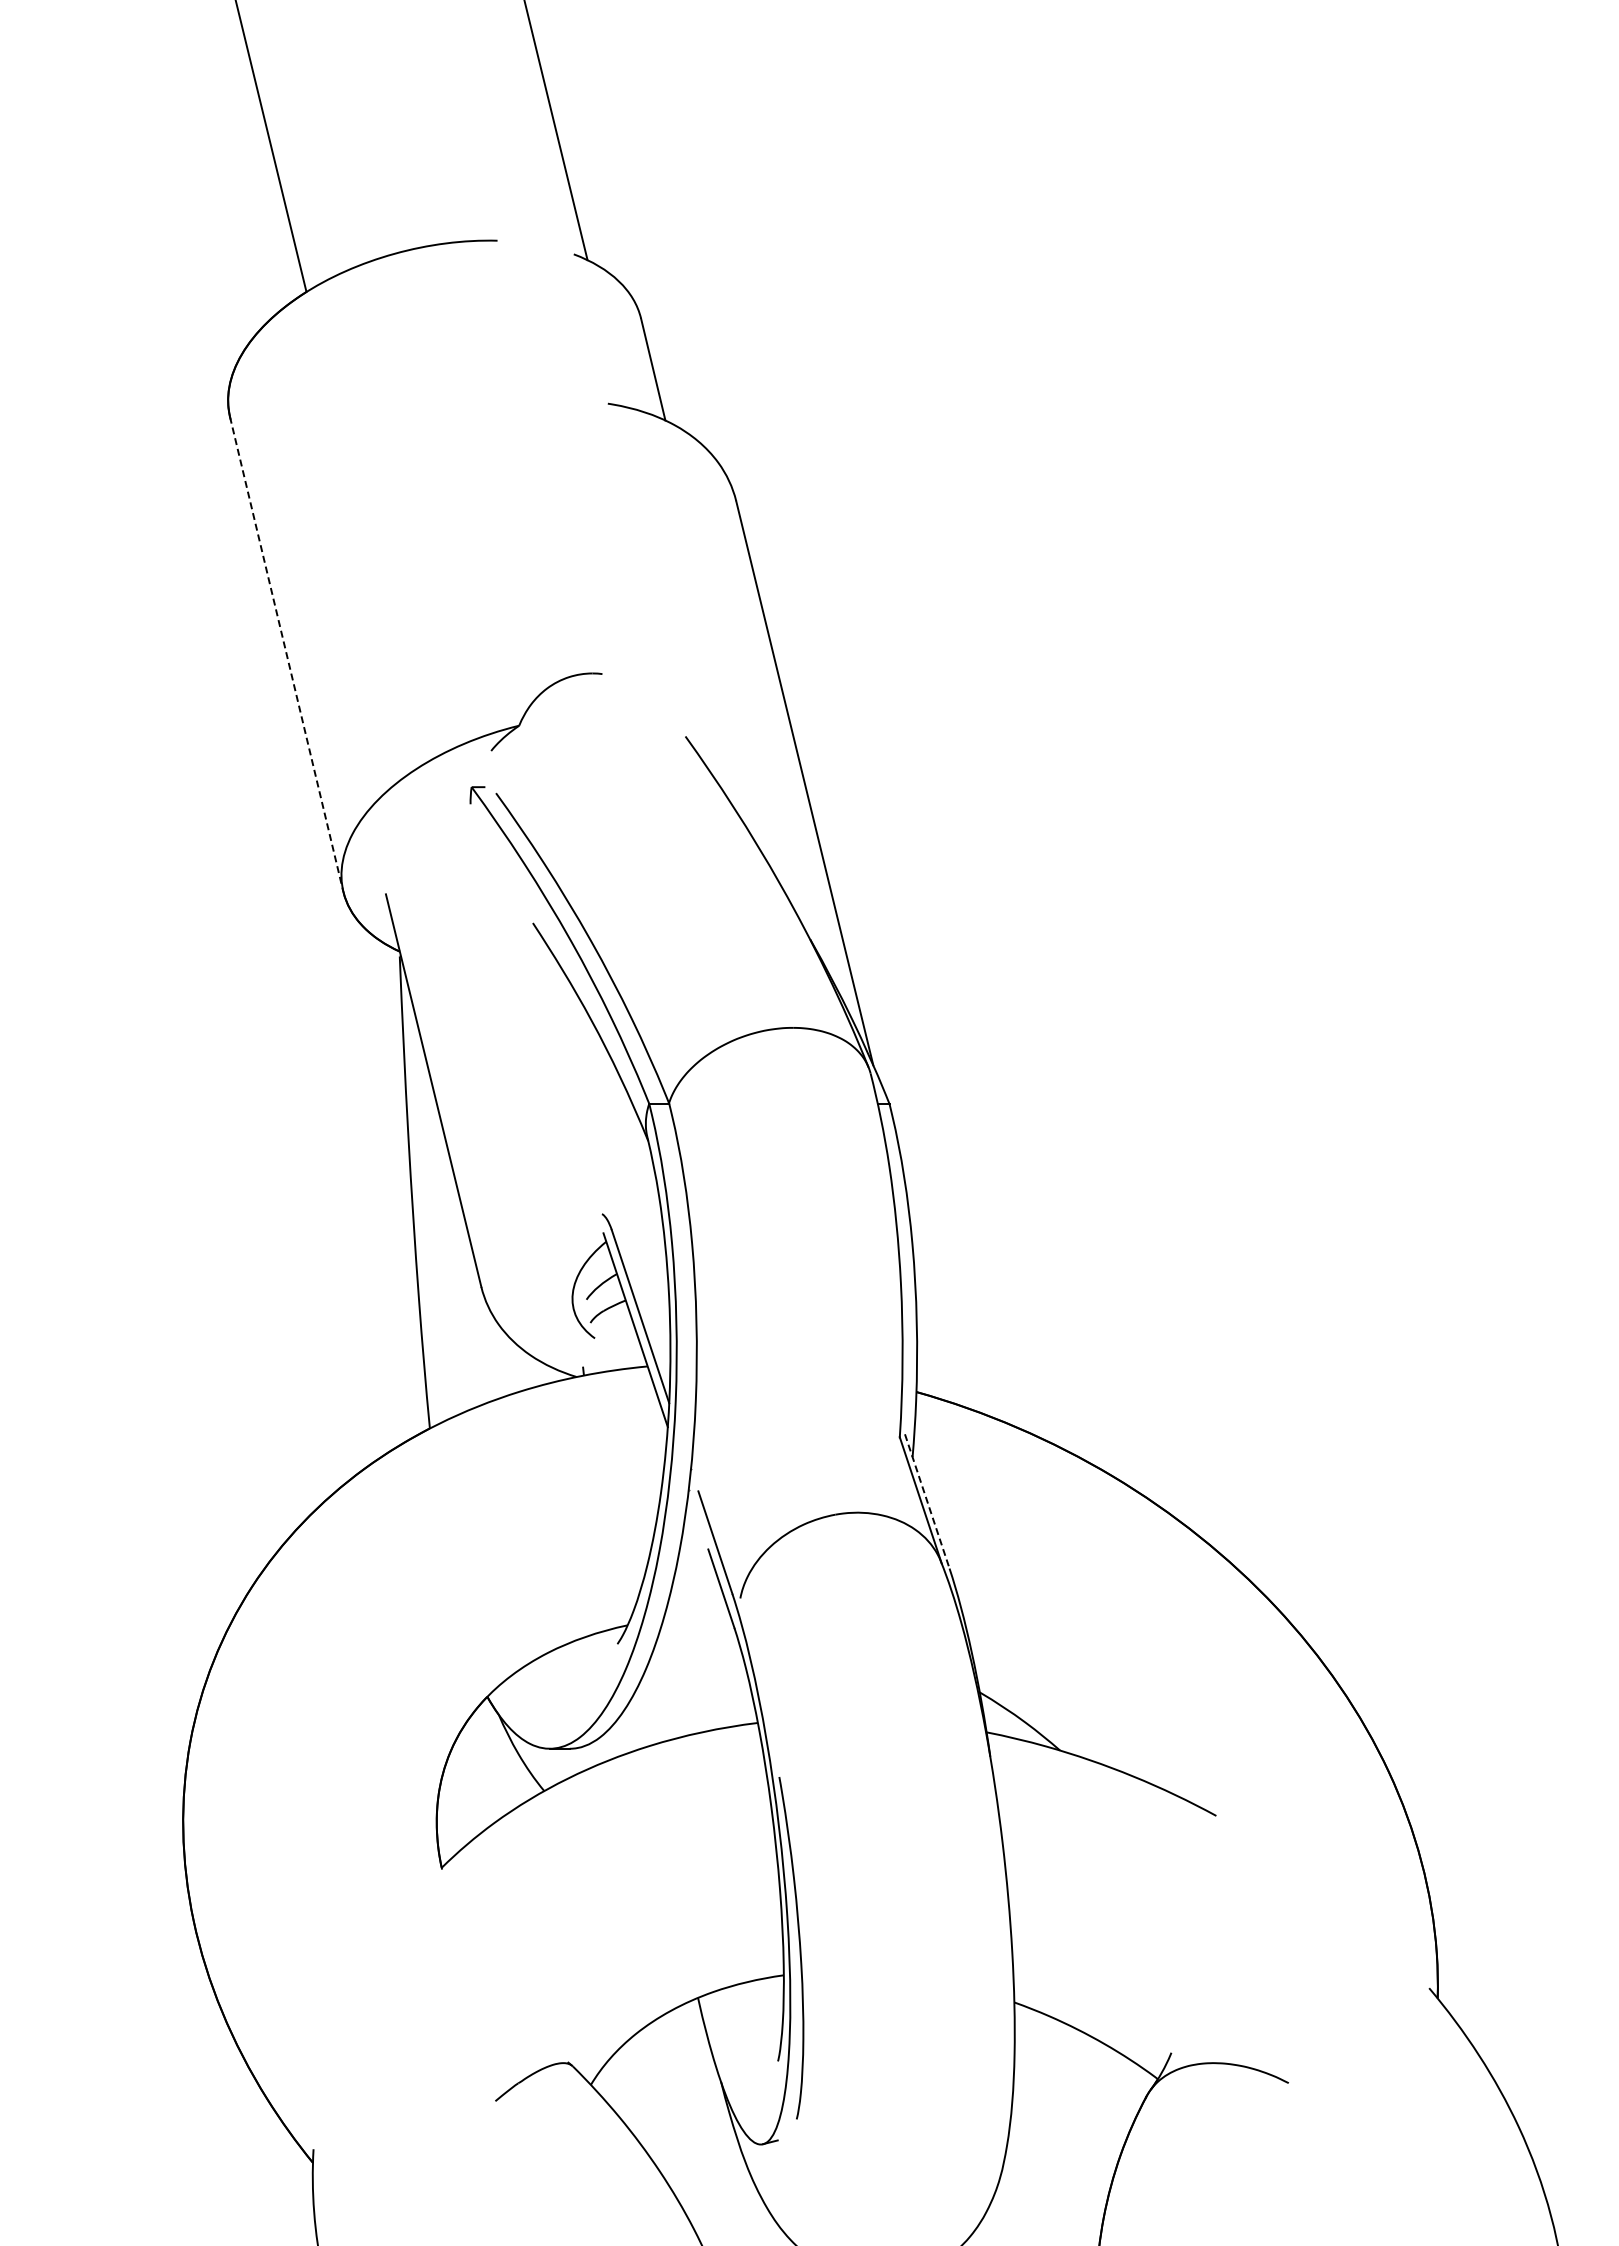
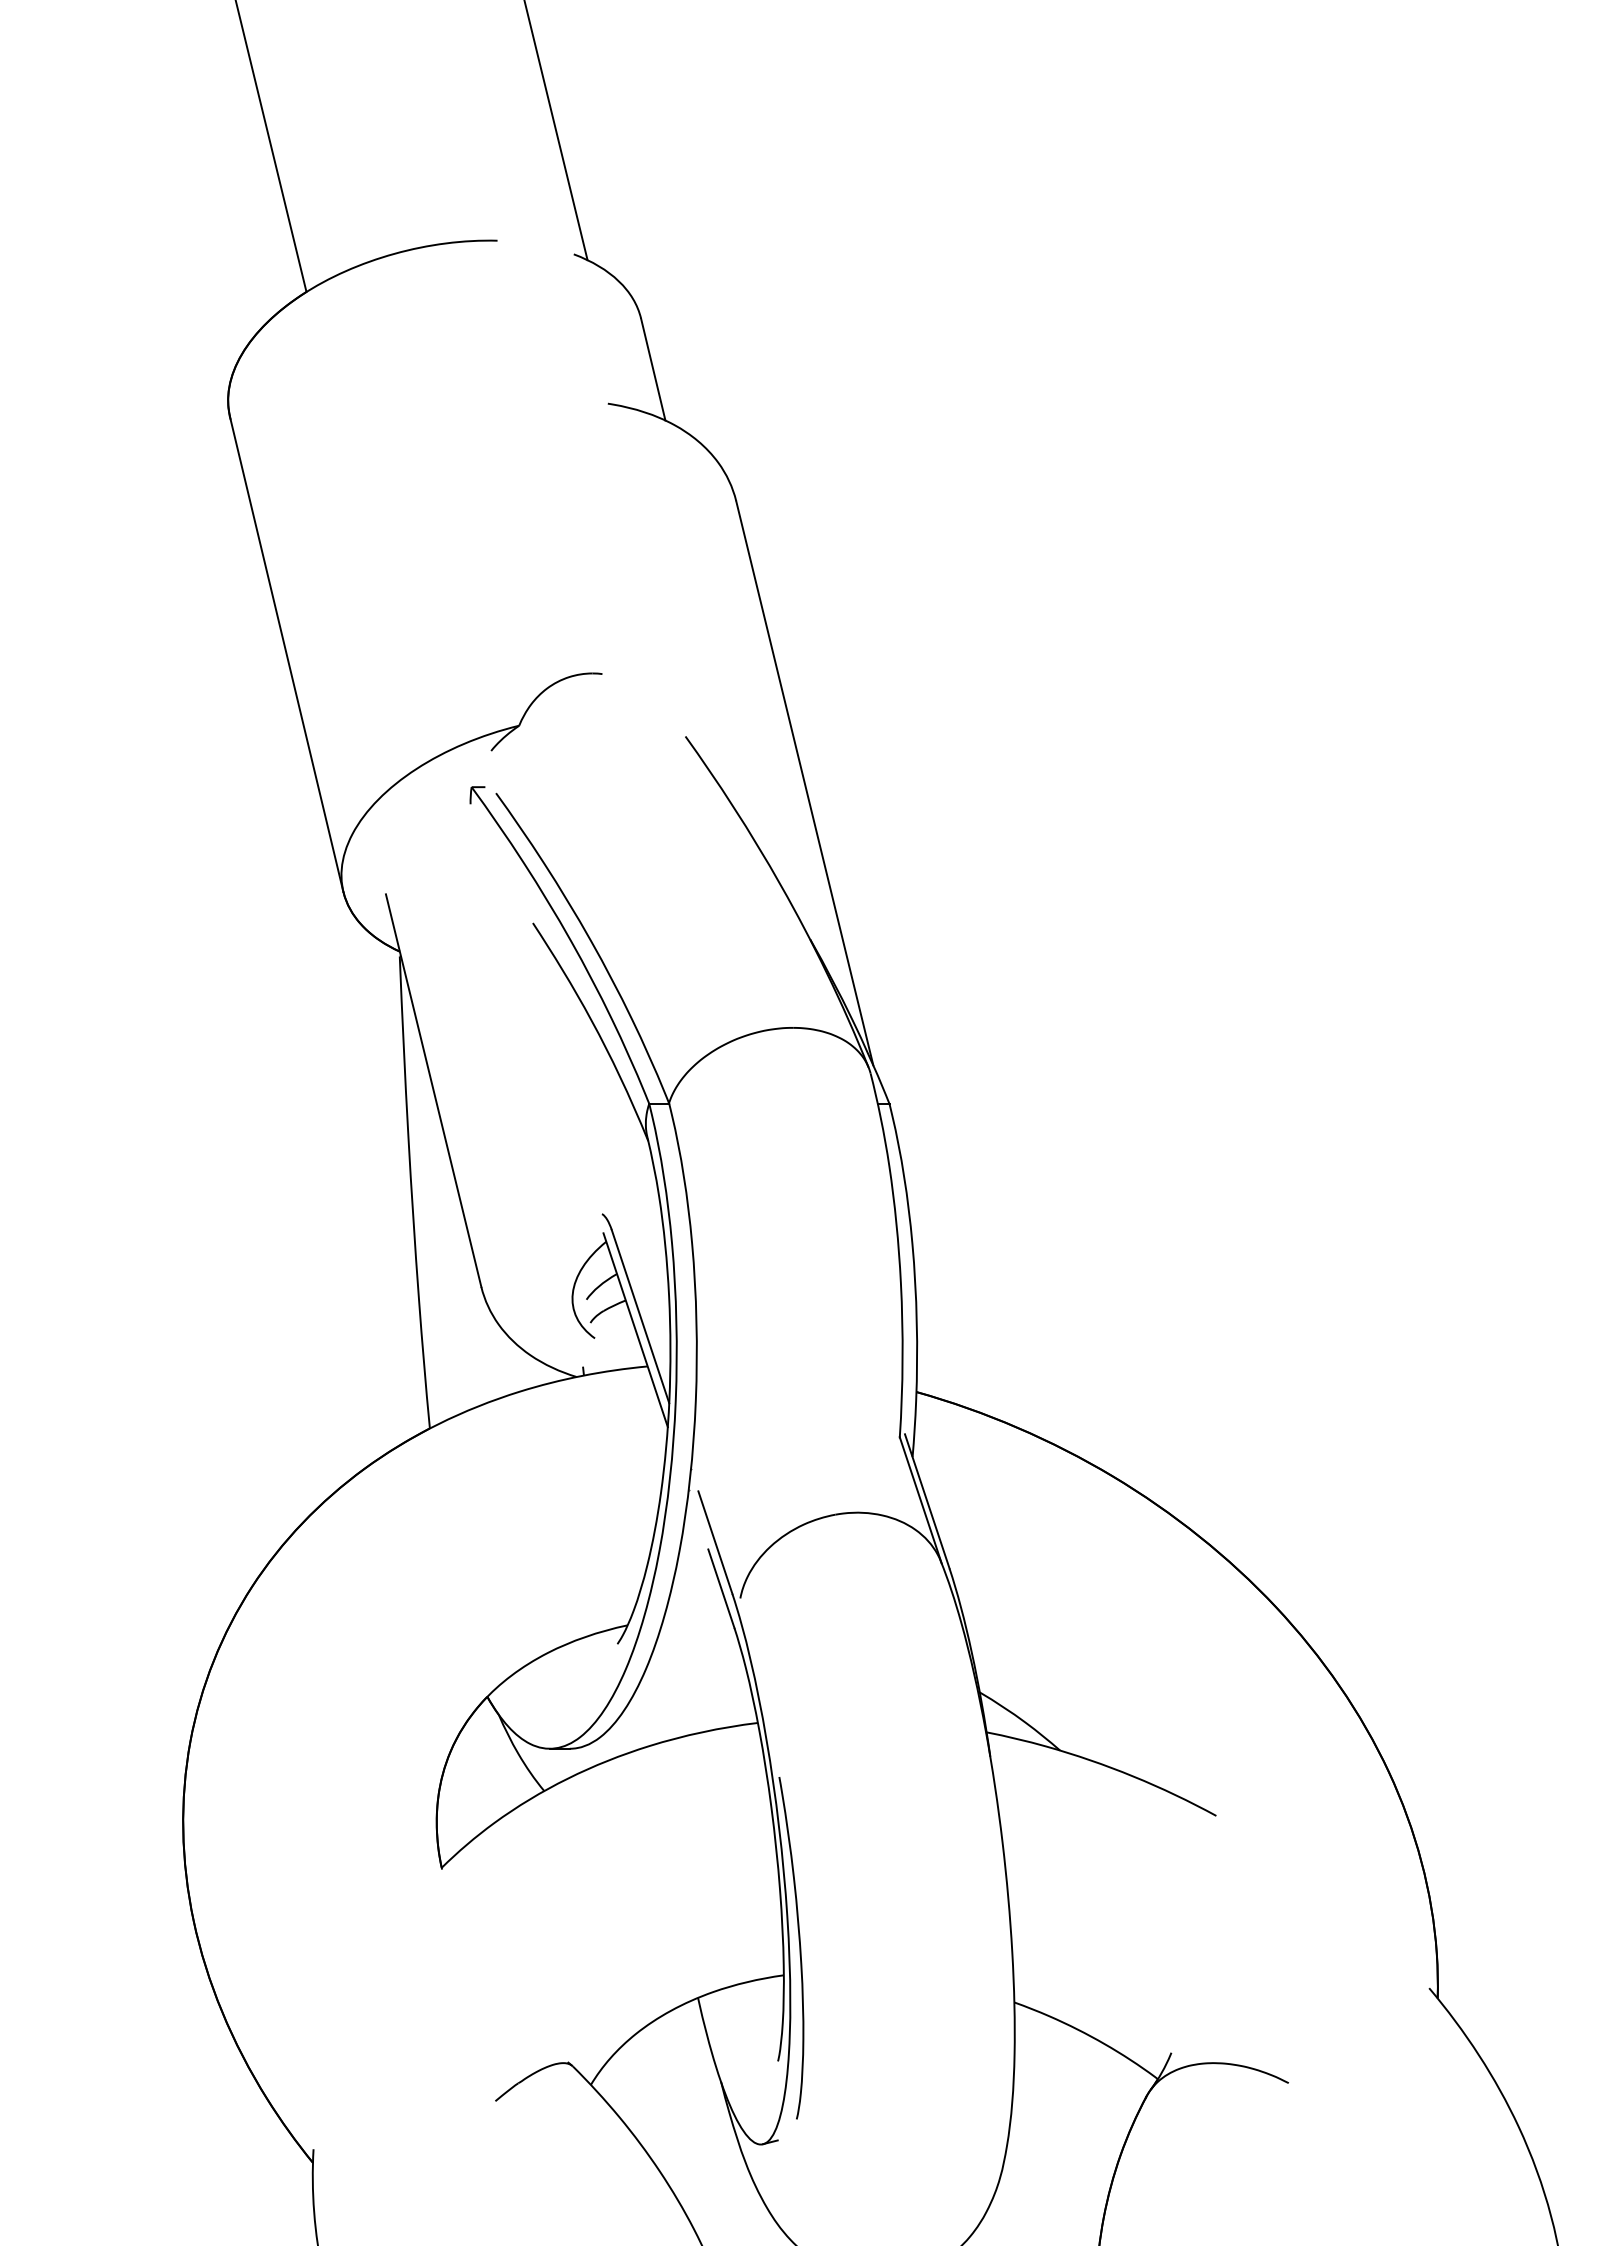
line: dashed -> solid (286, 654)
line: dashed -> solid (927, 1501)
